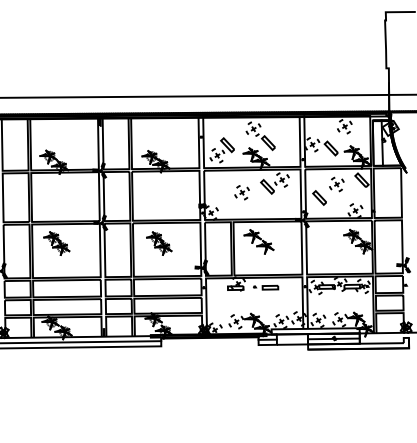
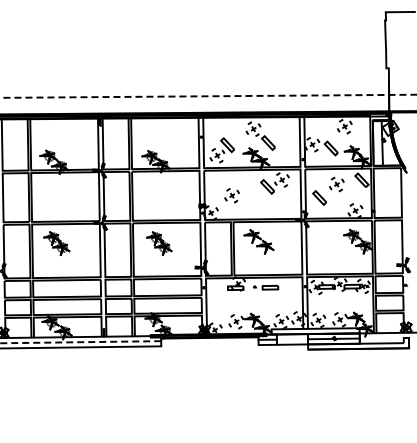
line: solid -> dashed (208, 96)
part position: (241, 192) -> (231, 195) (231, 195)
line: solid -> dashed (80, 342)
